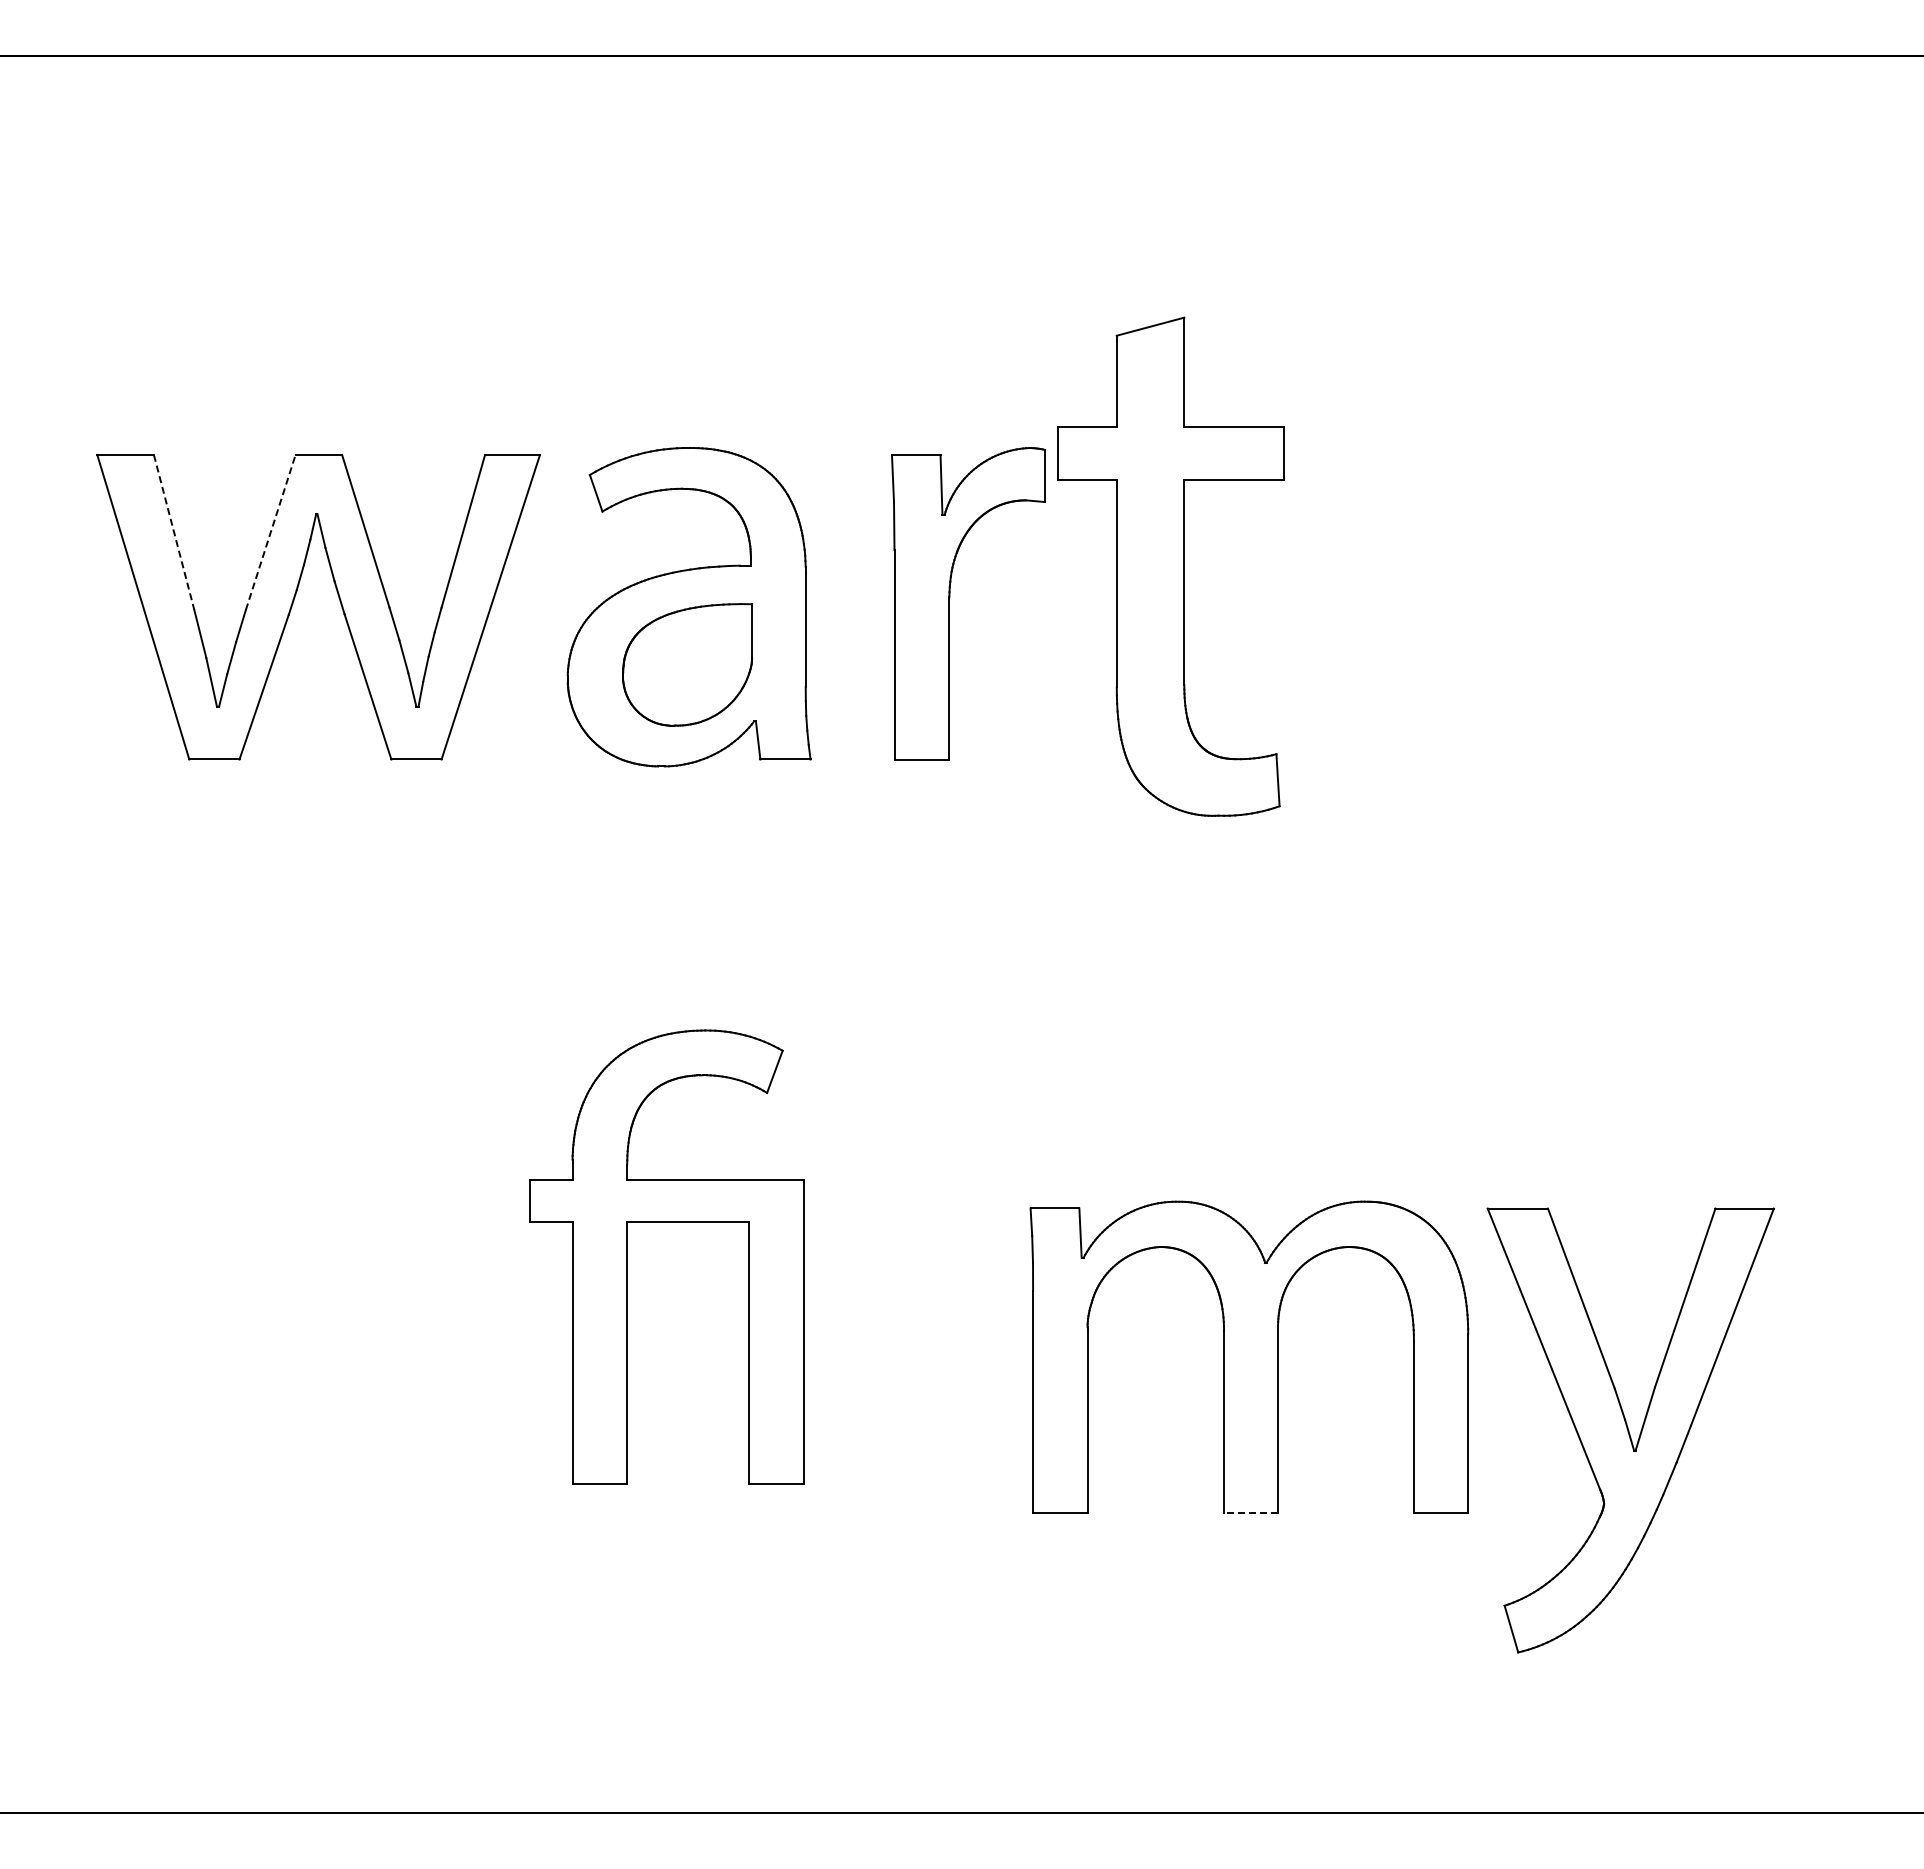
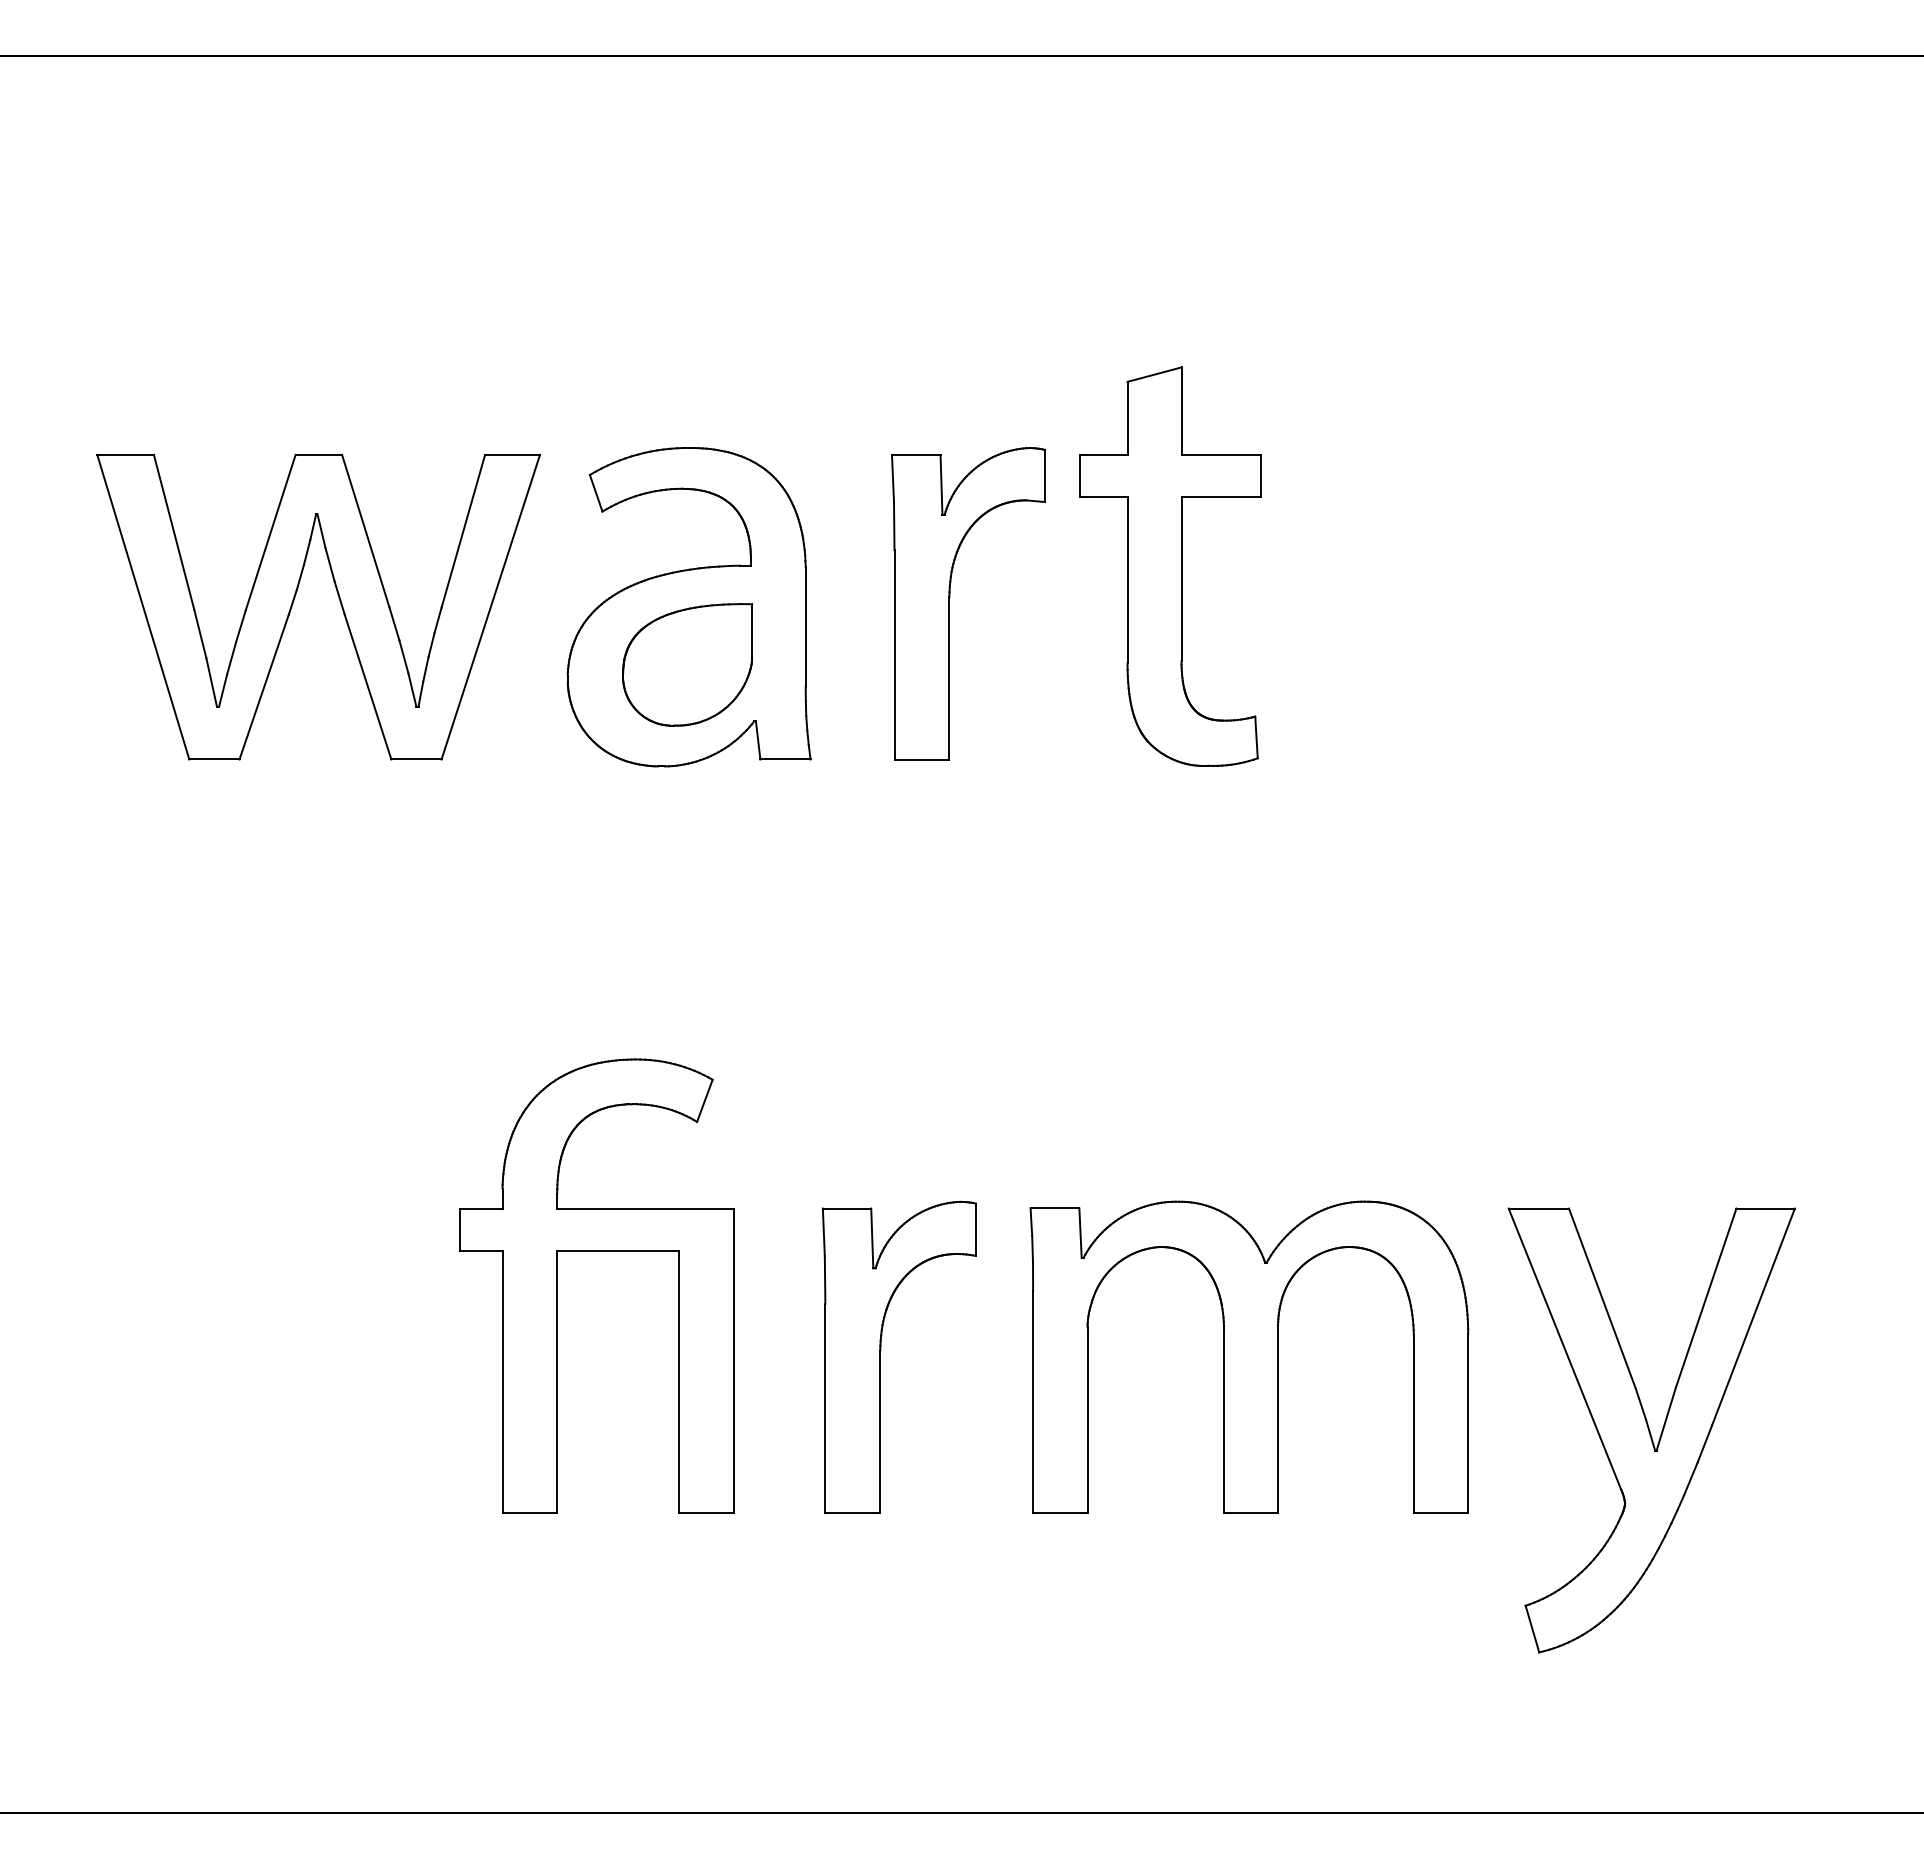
line: dashed -> solid (174, 532)
line: dashed -> solid (270, 532)
part size: 228x501 px -> 183x401 px (1170, 566)
part position: (666, 1222) -> (596, 1251) (596, 1251)
part: none -> present (881, 1351)
part position: (1630, 1430) -> (1651, 1430) (1651, 1430)
line: dashed -> solid (1250, 1513)
